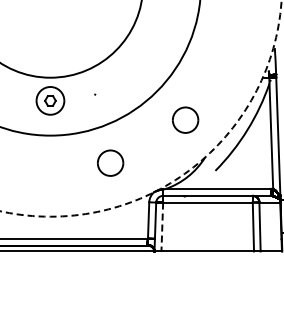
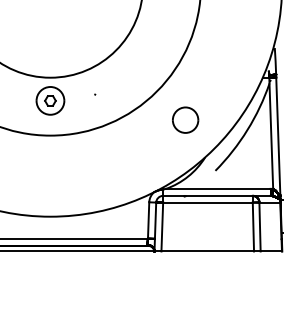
part: present -> none (110, 162)
arc: dashed -> solid (190, 169)
line: dashed -> solid (162, 227)
